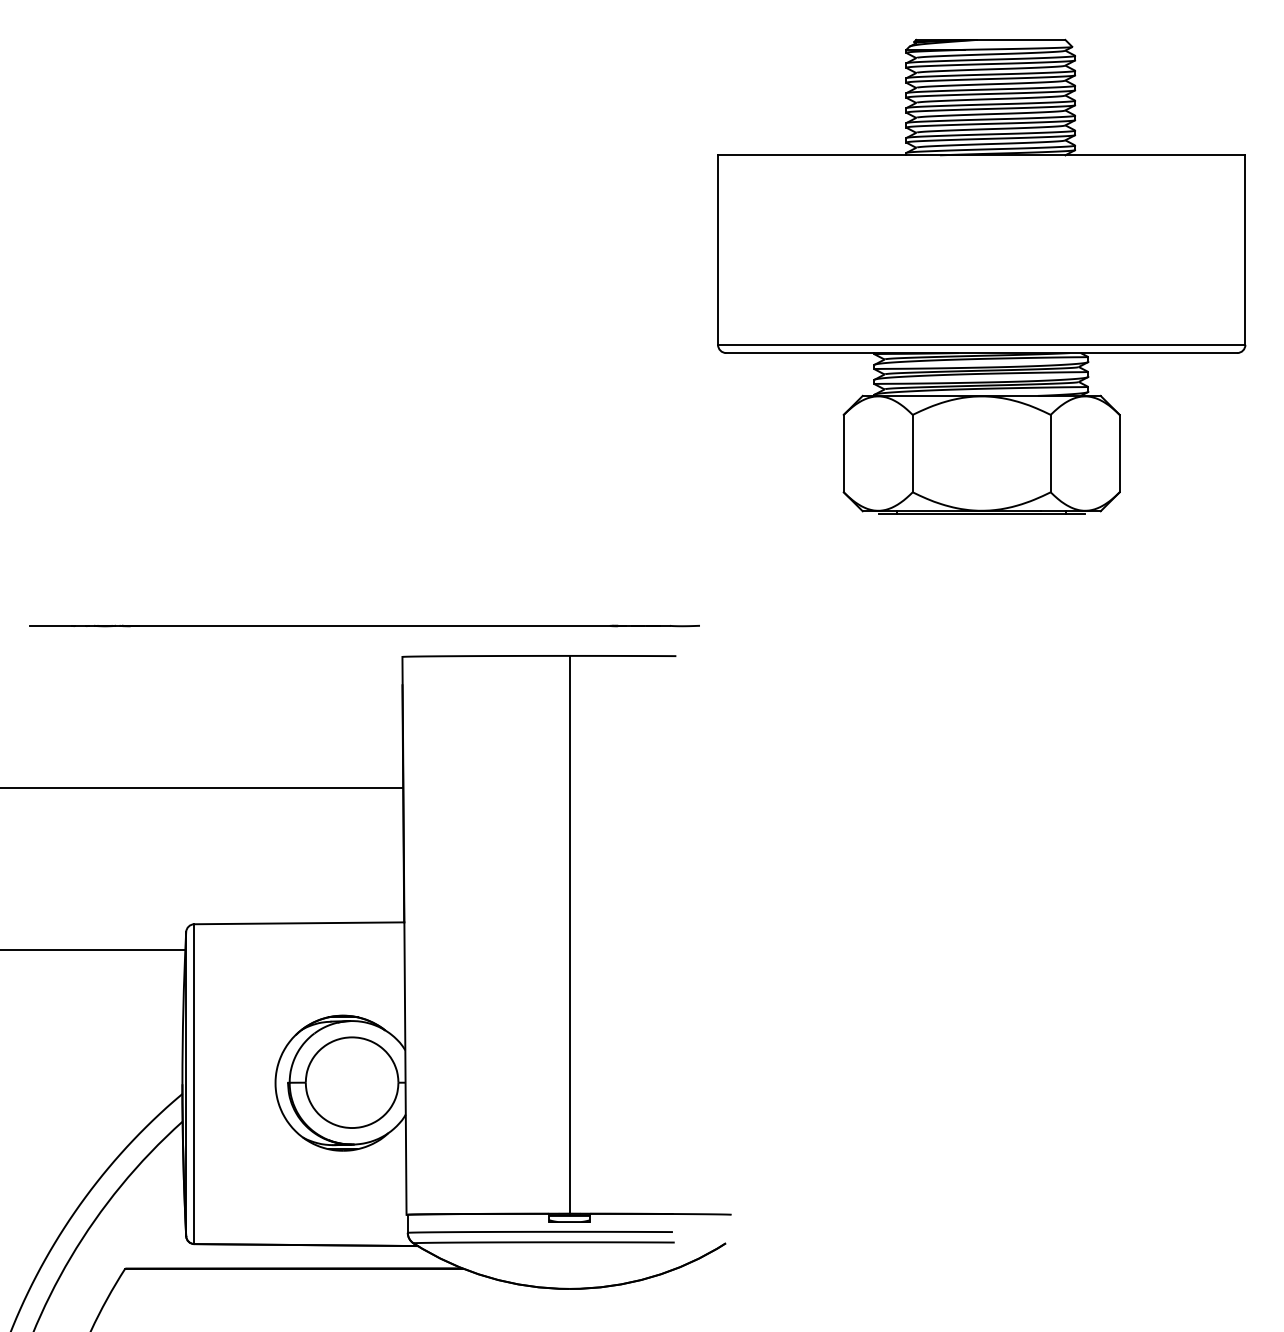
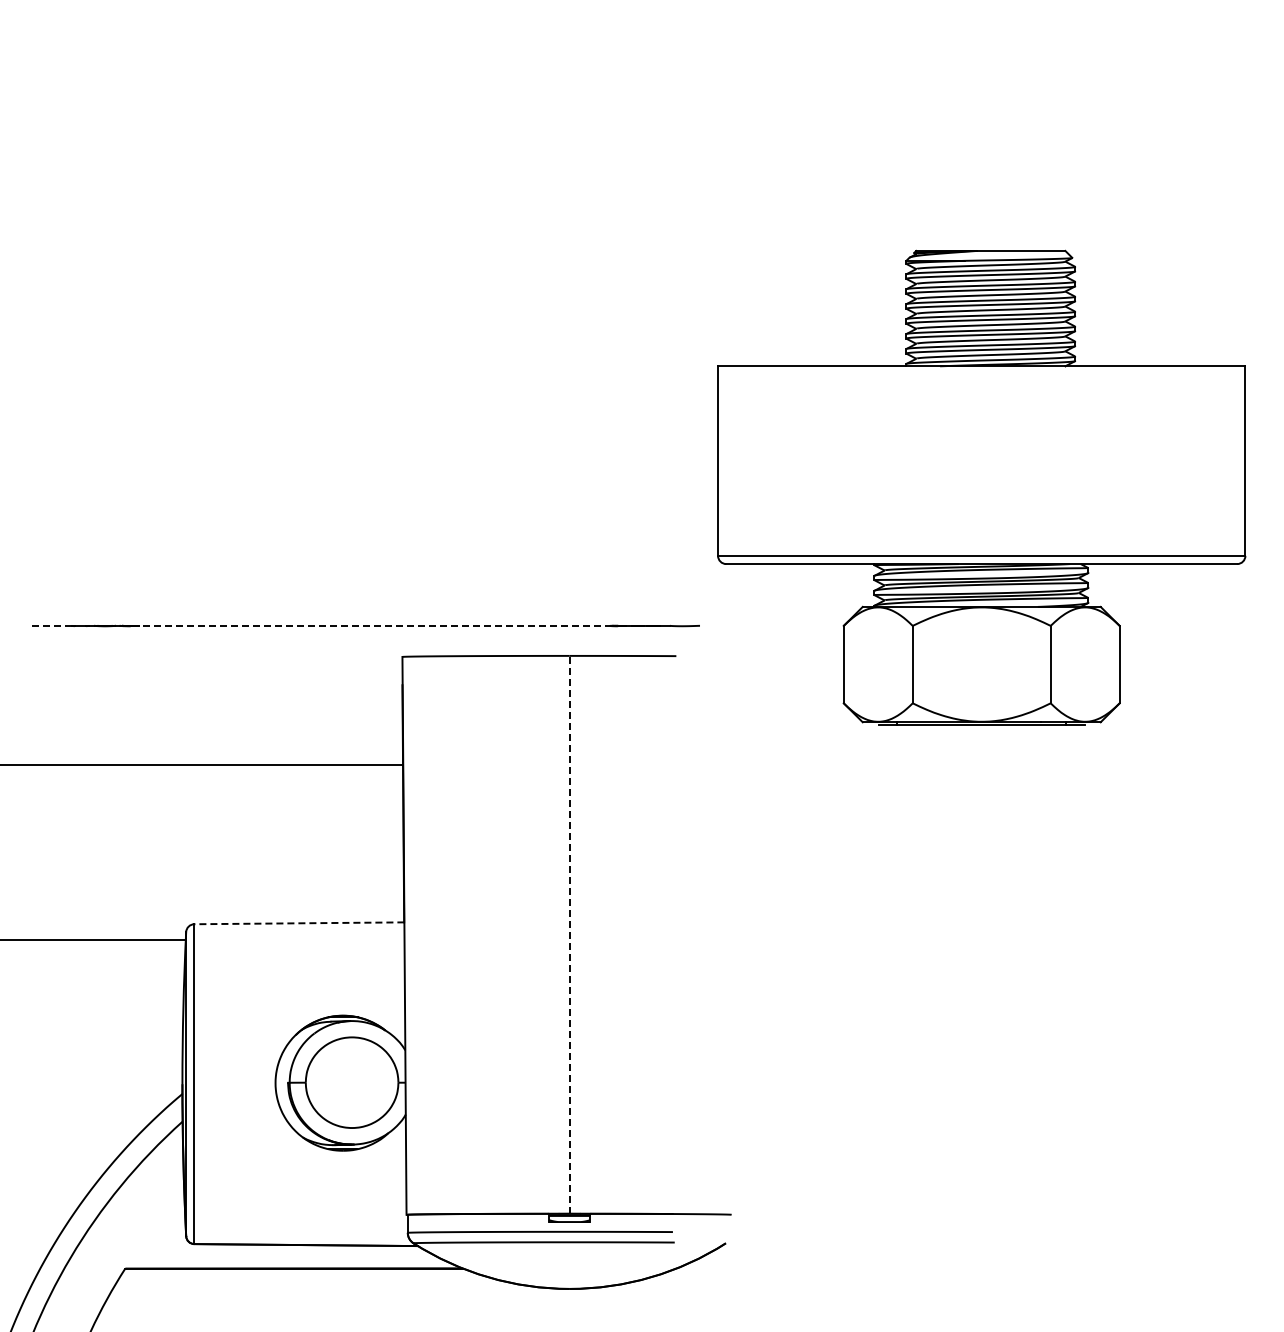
part position: (981, 276) -> (981, 487) (981, 487)
line: solid -> dashed (51, 625)
line: solid -> dashed (375, 625)
line position: (202, 788) -> (202, 765) (202, 765)
line: solid -> dashed (298, 923)
line: solid -> dashed (569, 934)
line position: (93, 950) -> (93, 940) (93, 940)
